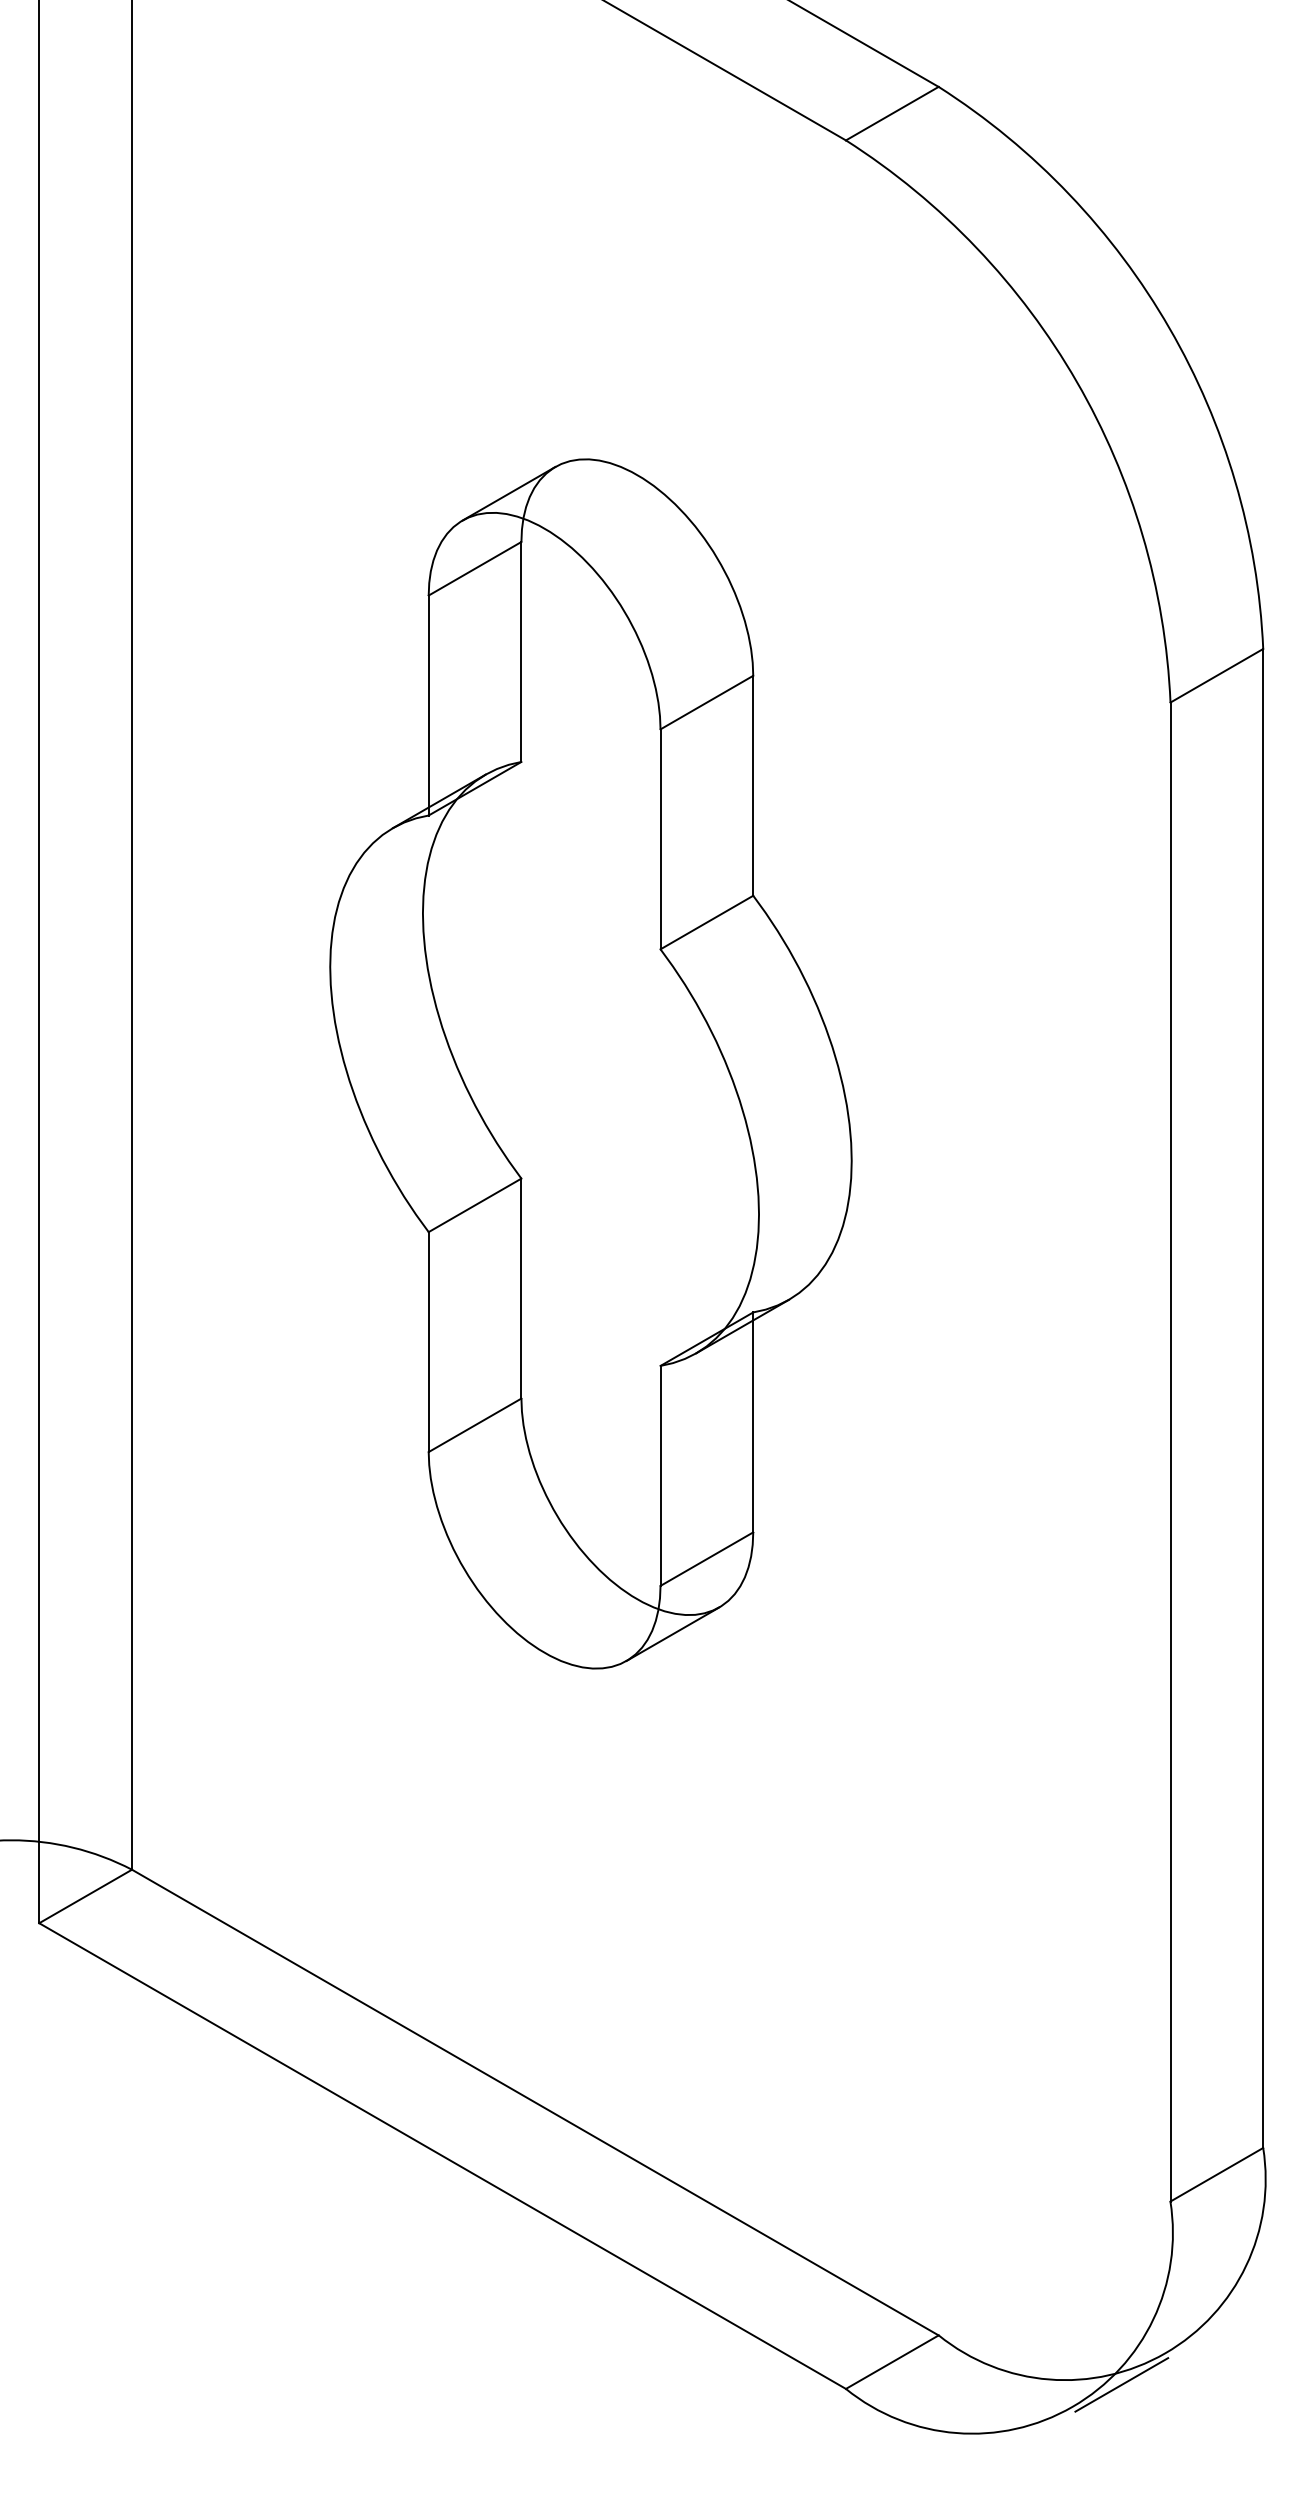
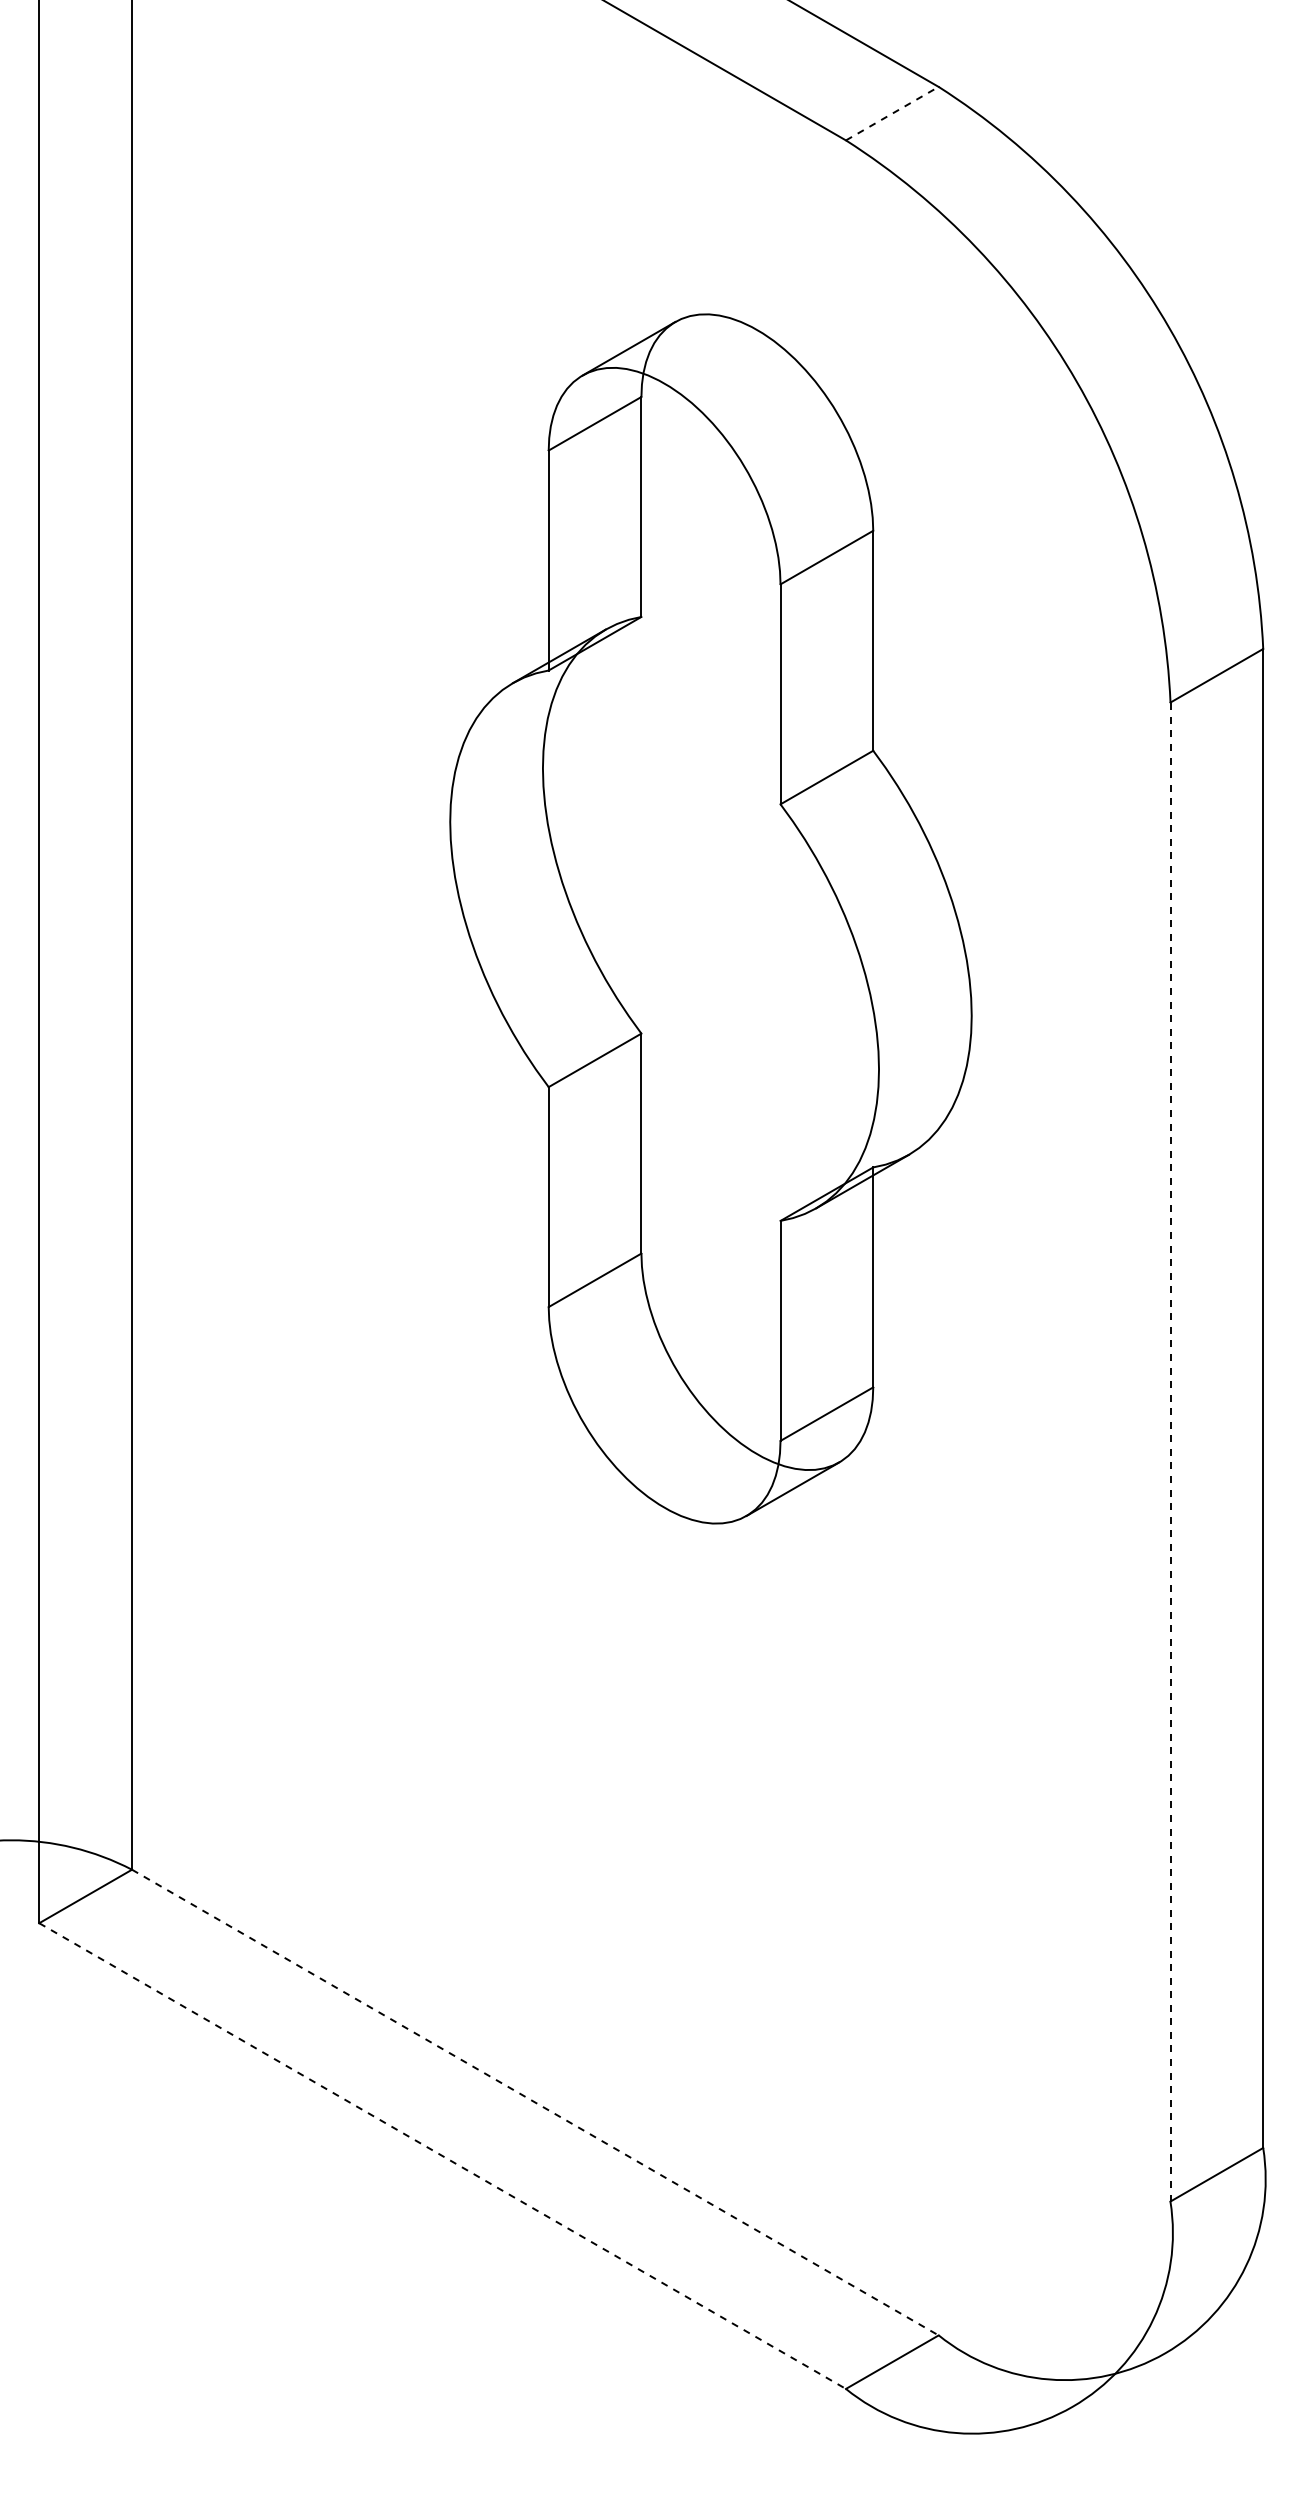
line: solid -> dashed (892, 113)
part position: (590, 1063) -> (710, 918) (710, 918)
line: solid -> dashed (1170, 1451)
line: solid -> dashed (535, 2102)
line: solid -> dashed (442, 2156)
line: present -> none (1121, 2384)
